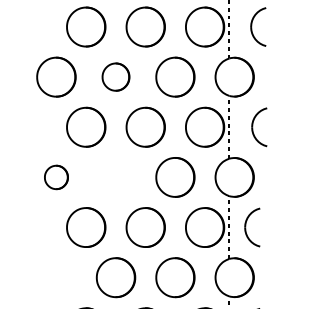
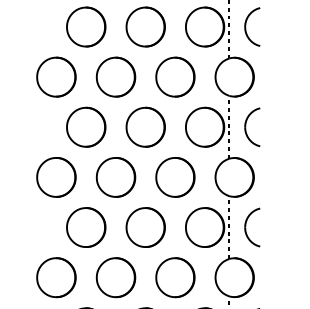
part position: (258, 26) -> (252, 26) (252, 26)
part size: 30x30 px -> 42x42 px (115, 76)
part position: (259, 127) -> (252, 127) (252, 127)
part size: 25x27 px -> 41x41 px (56, 177)
part: none -> present (115, 177)
part: none -> present (56, 277)
